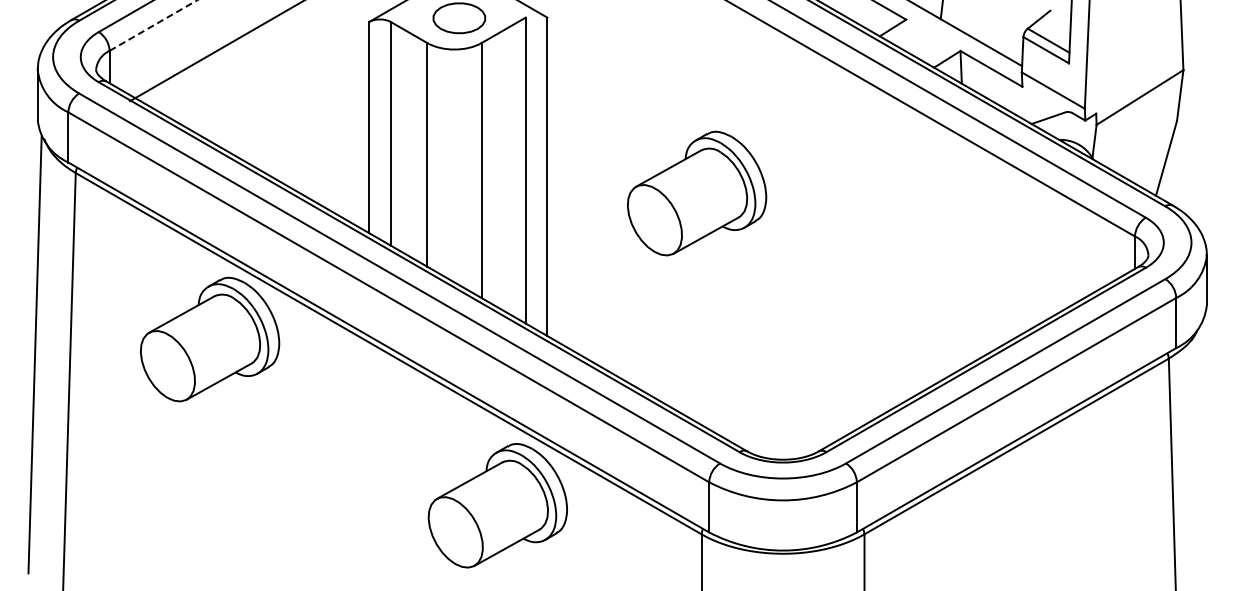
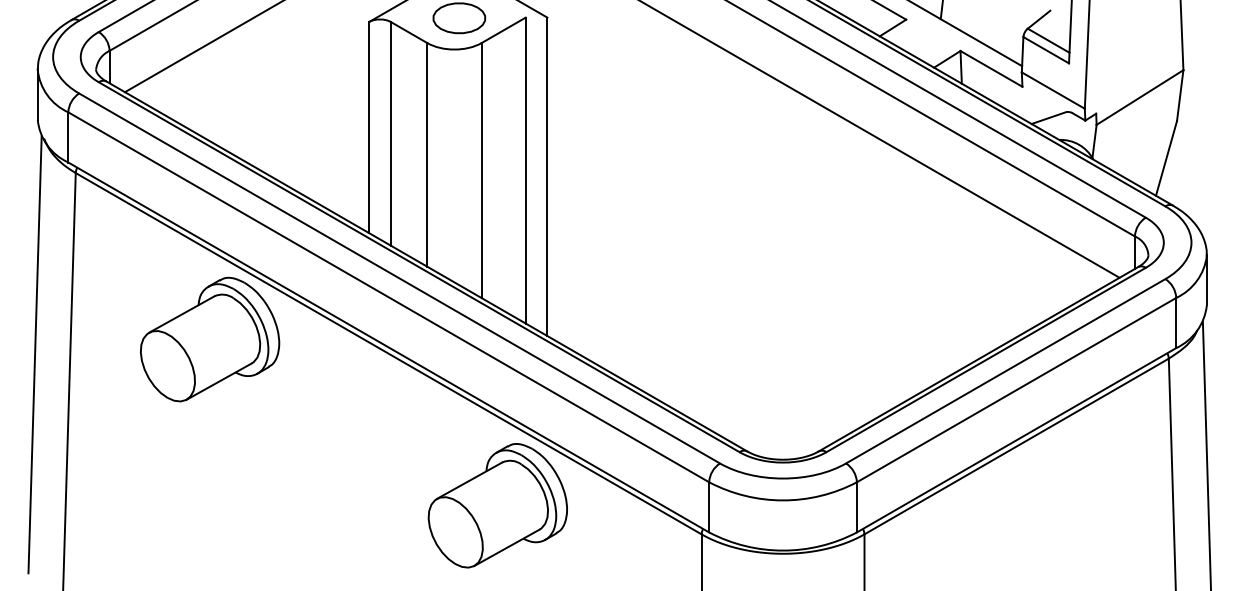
line: dashed -> solid (153, 25)
line position: (215, 51) -> (202, 47) (202, 47)
line: none -> present (880, 139)
part: present -> none (697, 193)
line: none -> present (1206, 454)
